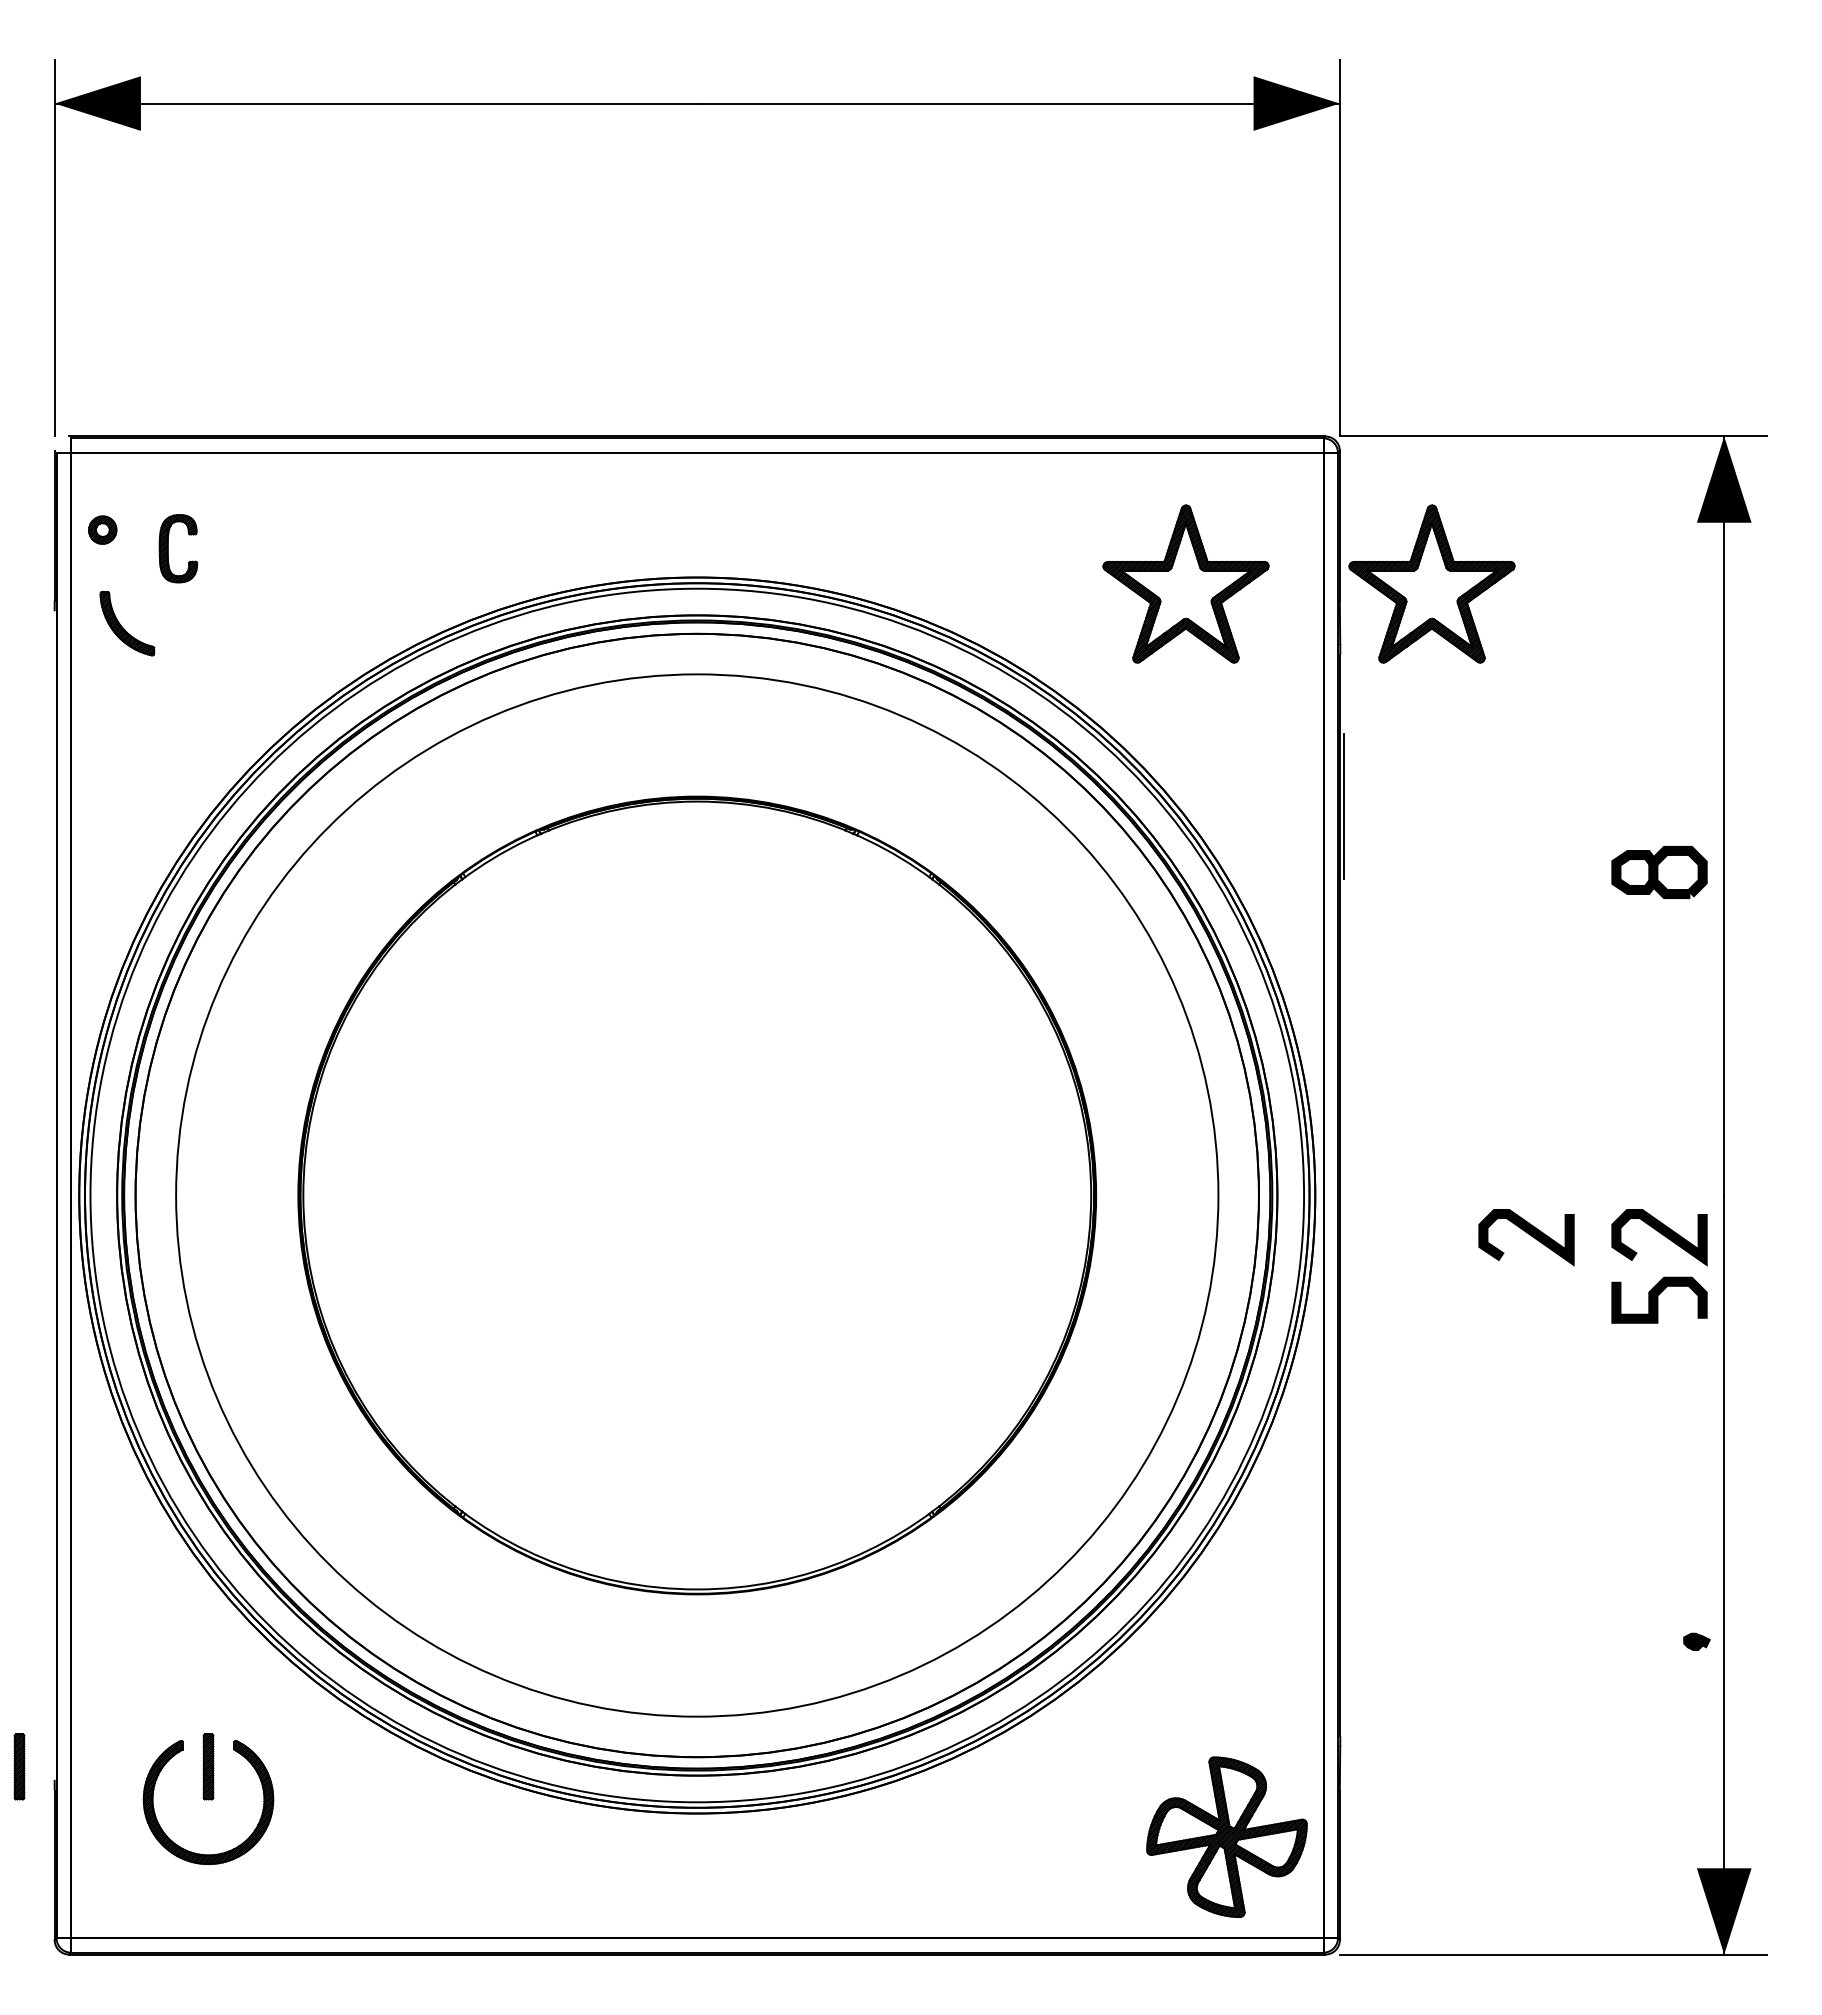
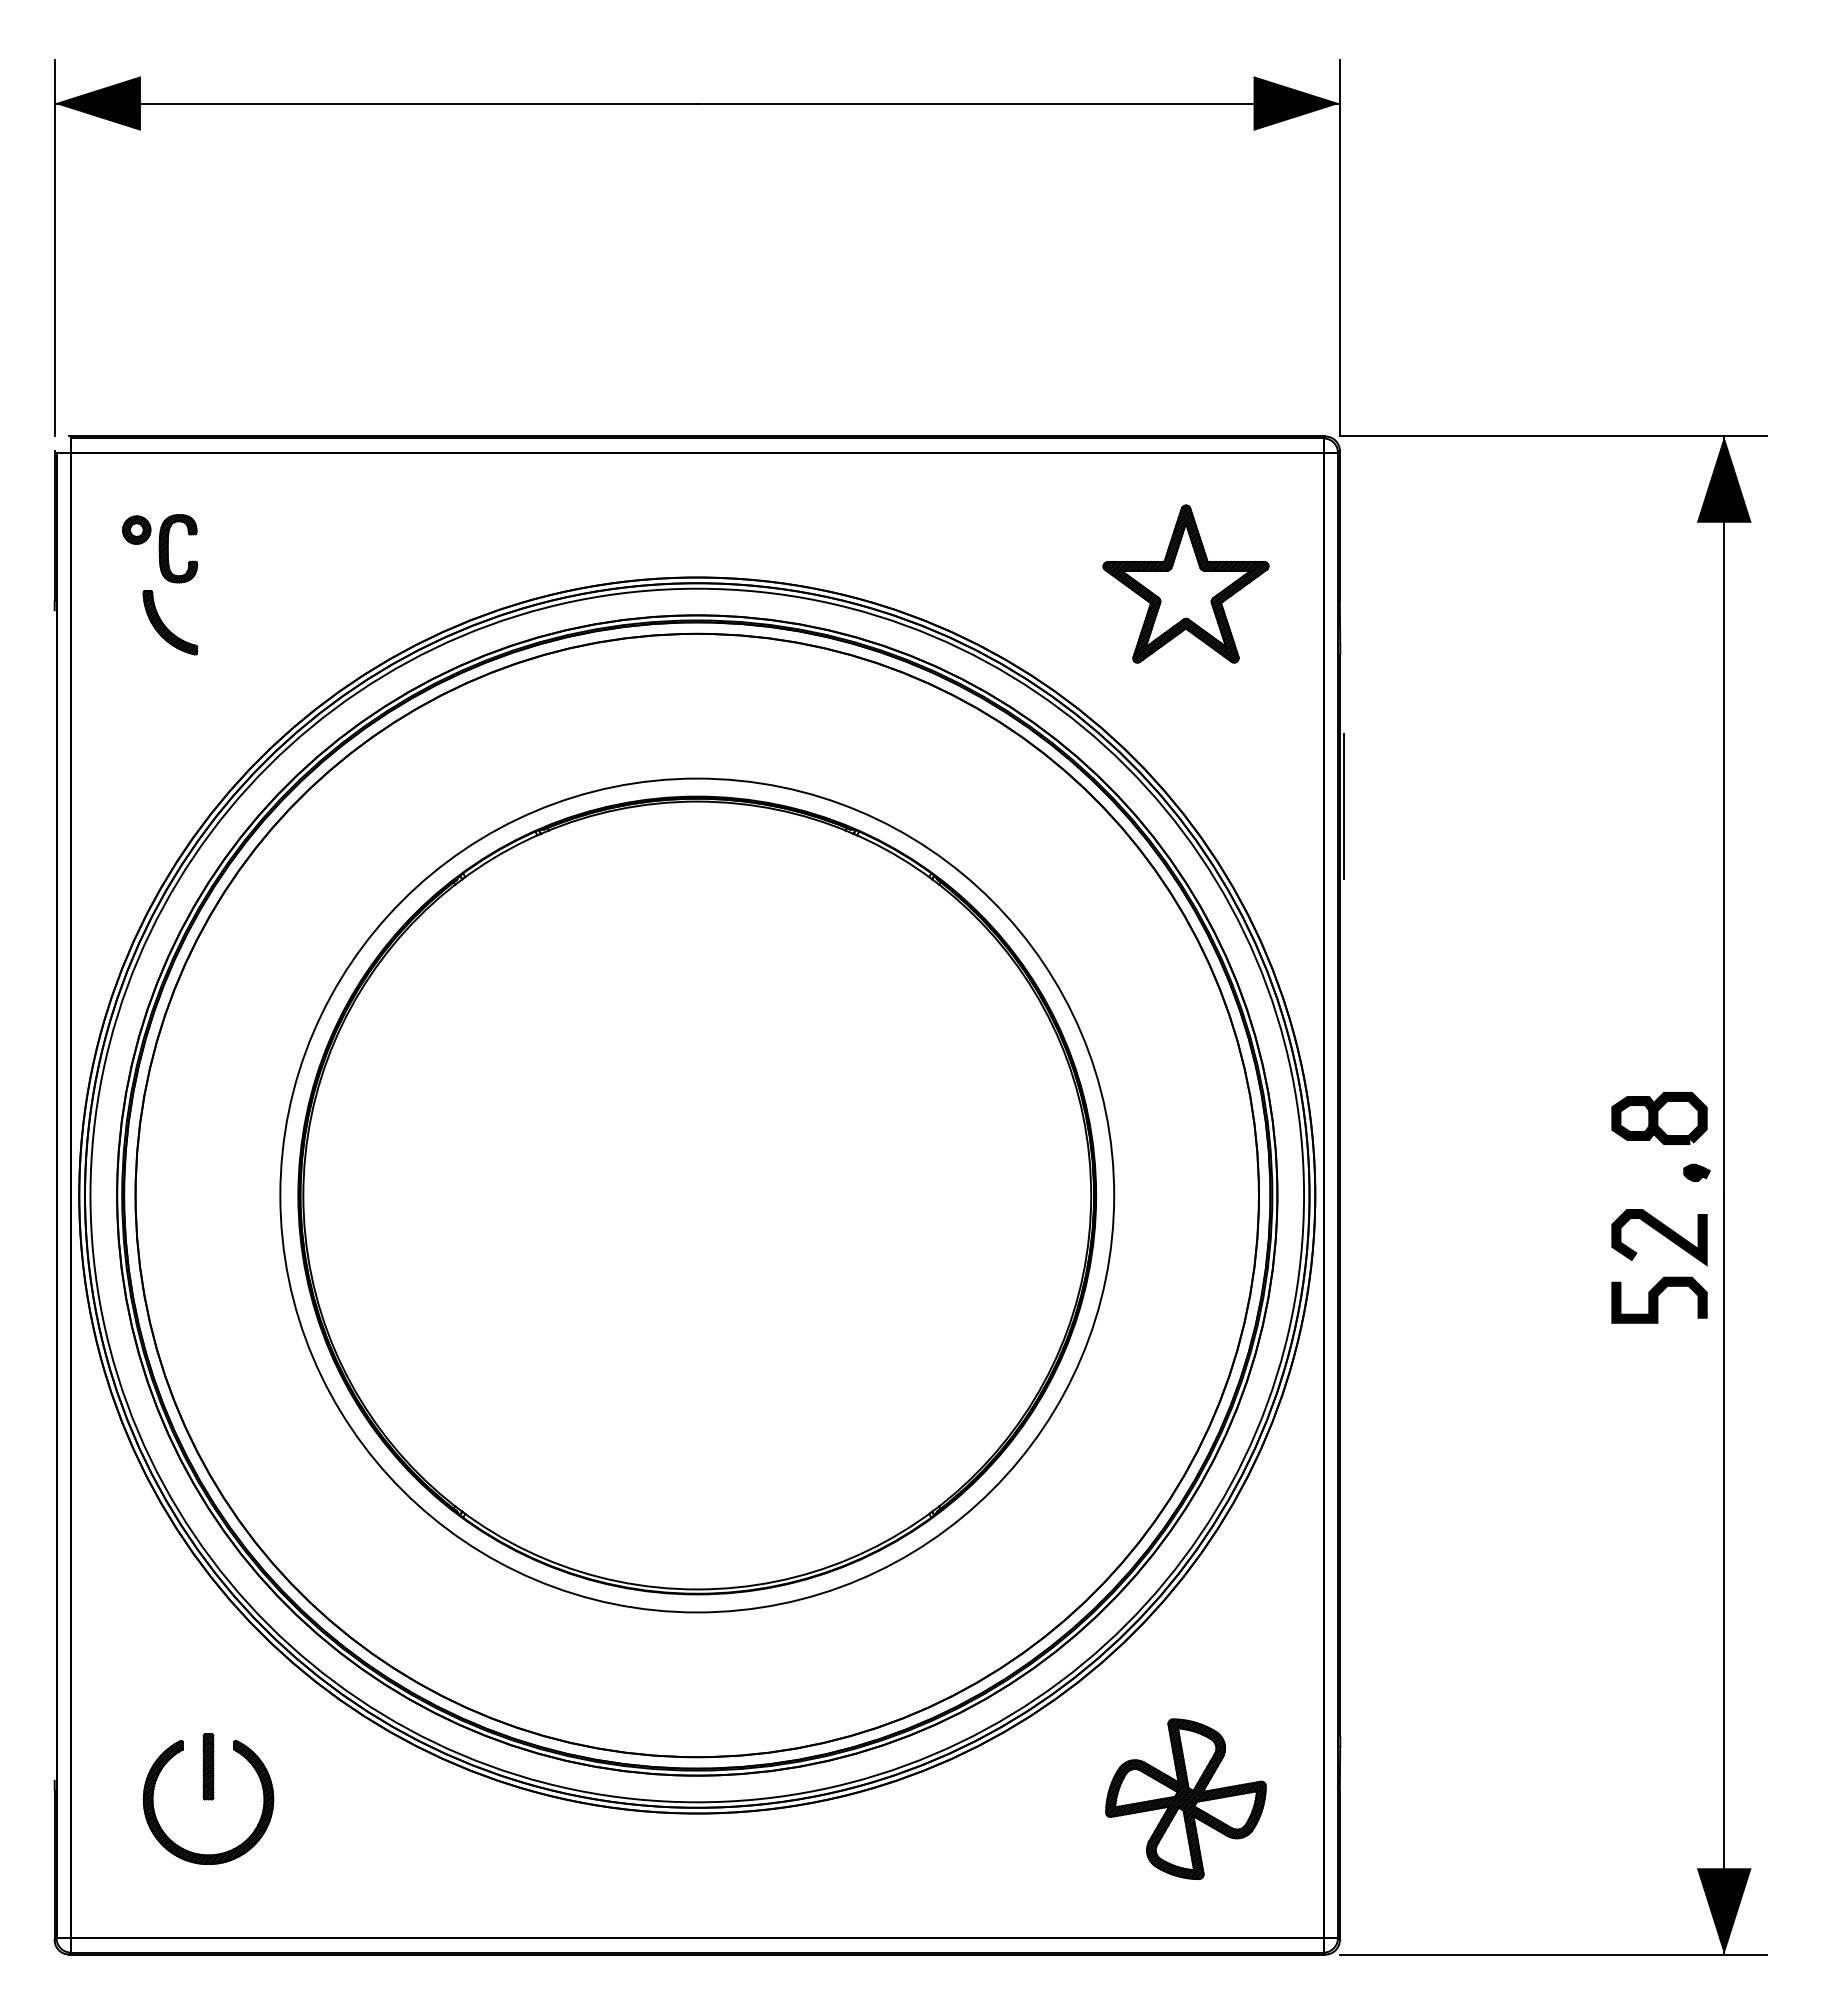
part position: (102, 529) -> (136, 529) (136, 529)
part: present -> none (1431, 583)
part position: (127, 623) -> (170, 622) (170, 622)
part position: (1659, 872) -> (1659, 1118) (1659, 1118)
circle diameter: 1042 px -> 834 px (697, 1195)
curve: present -> none (1528, 1234)
part position: (1696, 1641) -> (1696, 1172) (1696, 1172)
part: present -> none (19, 1766)
part position: (1226, 1837) -> (1185, 1799) (1185, 1799)
